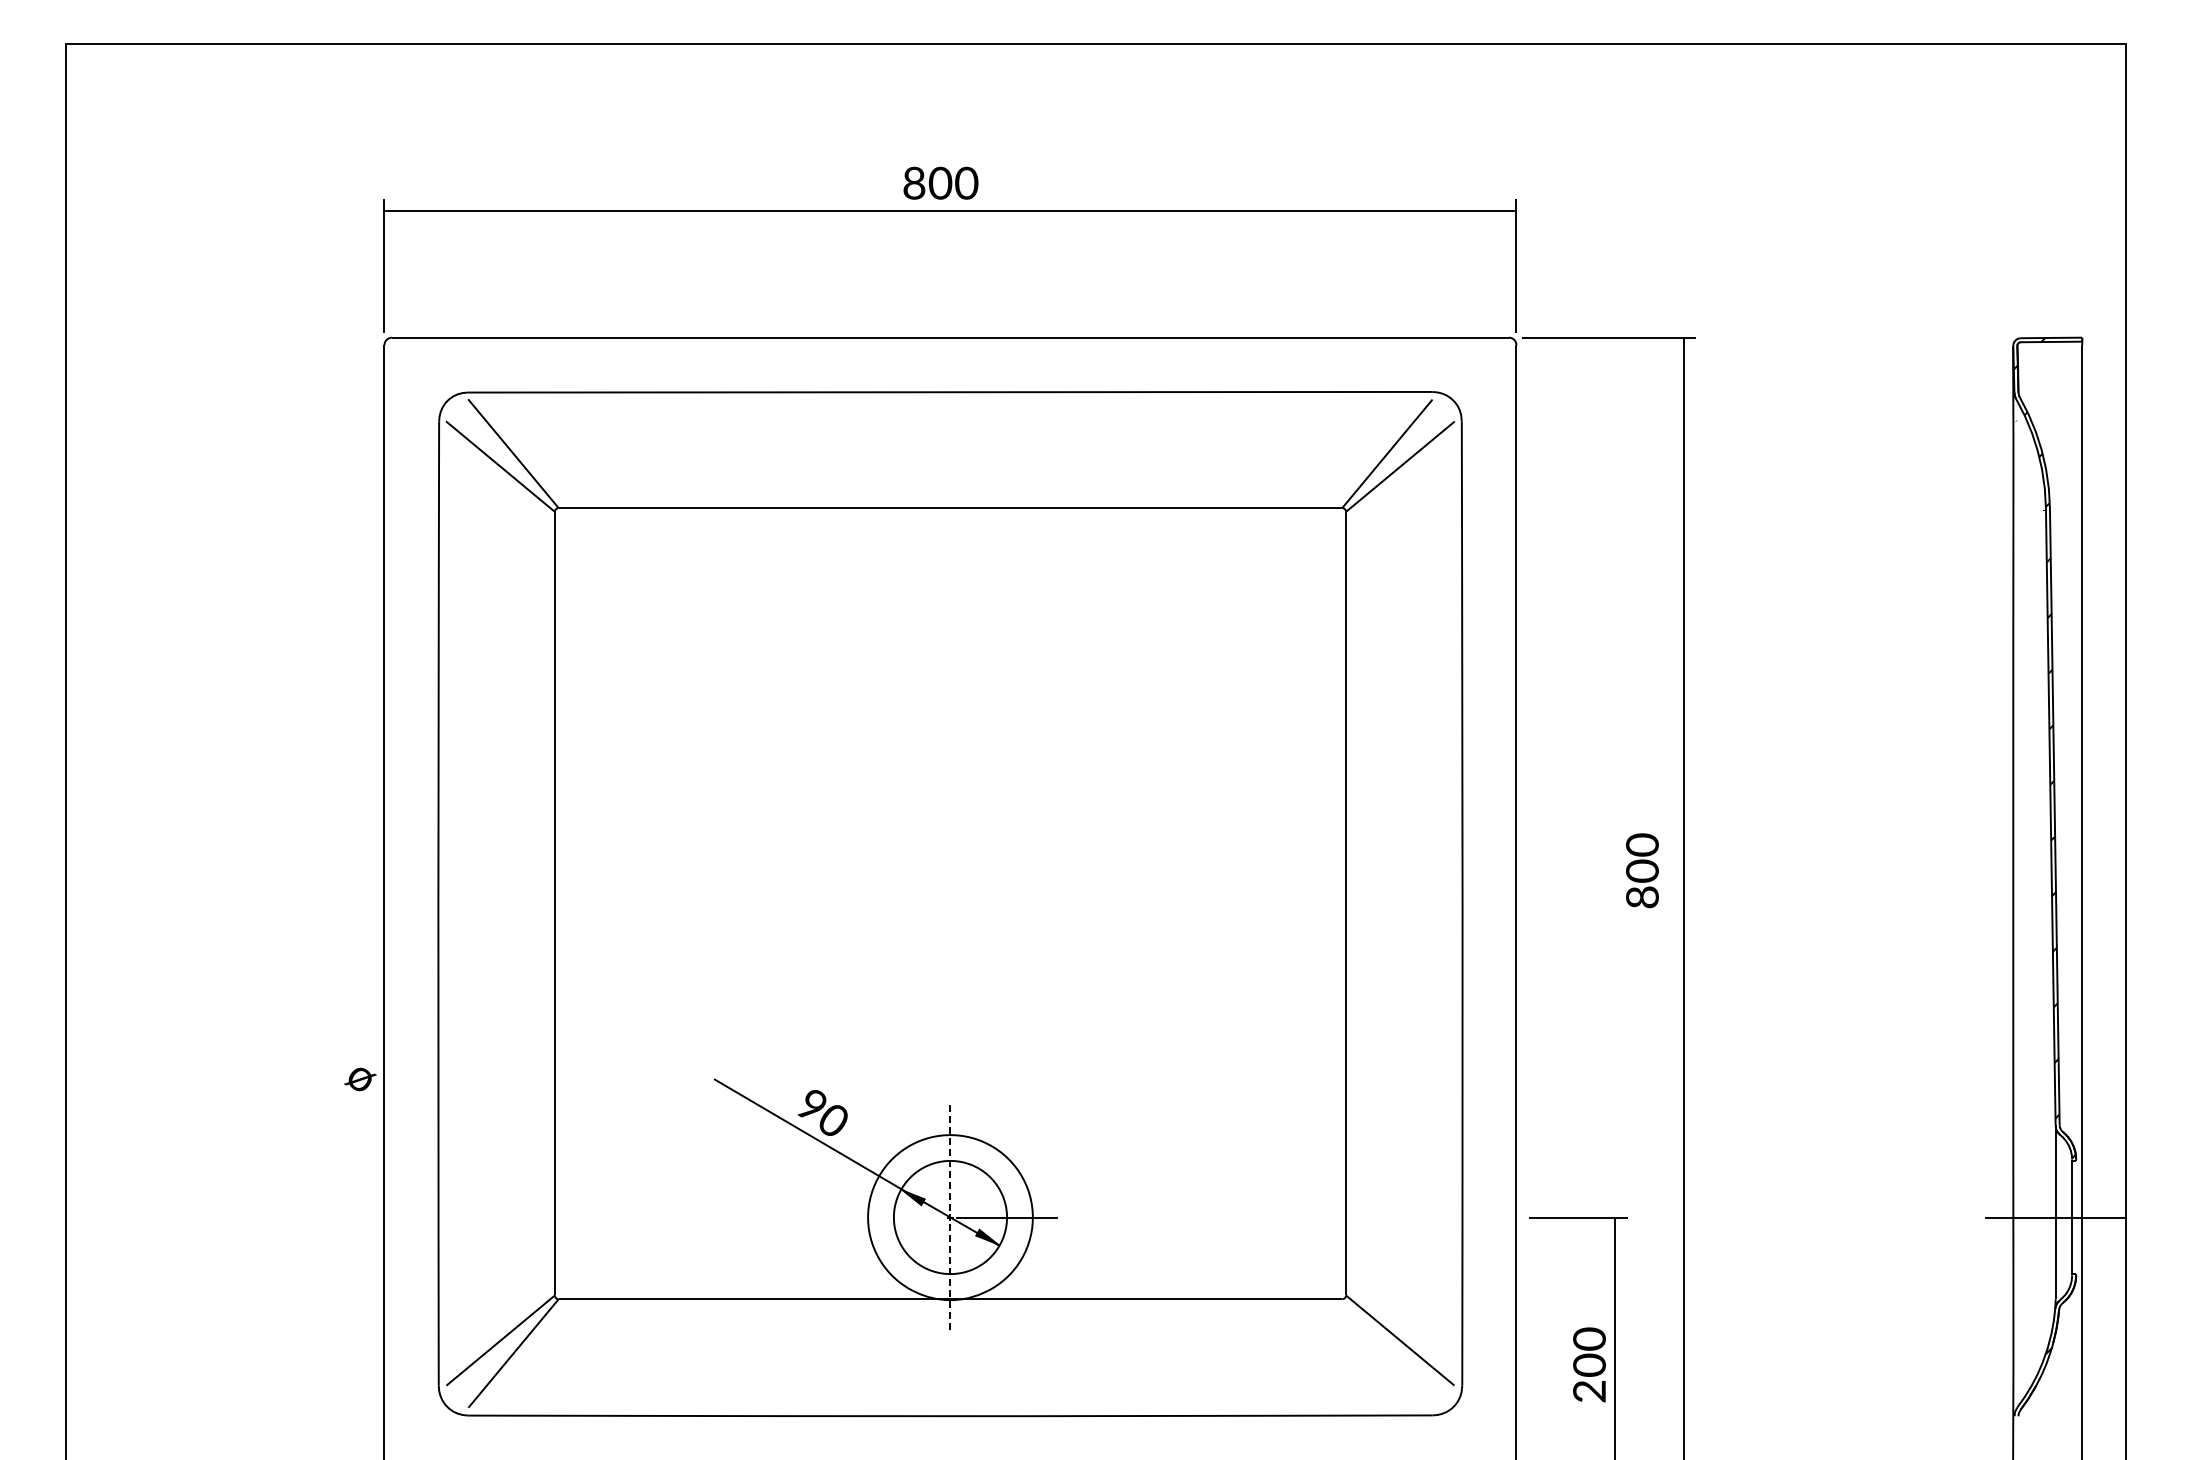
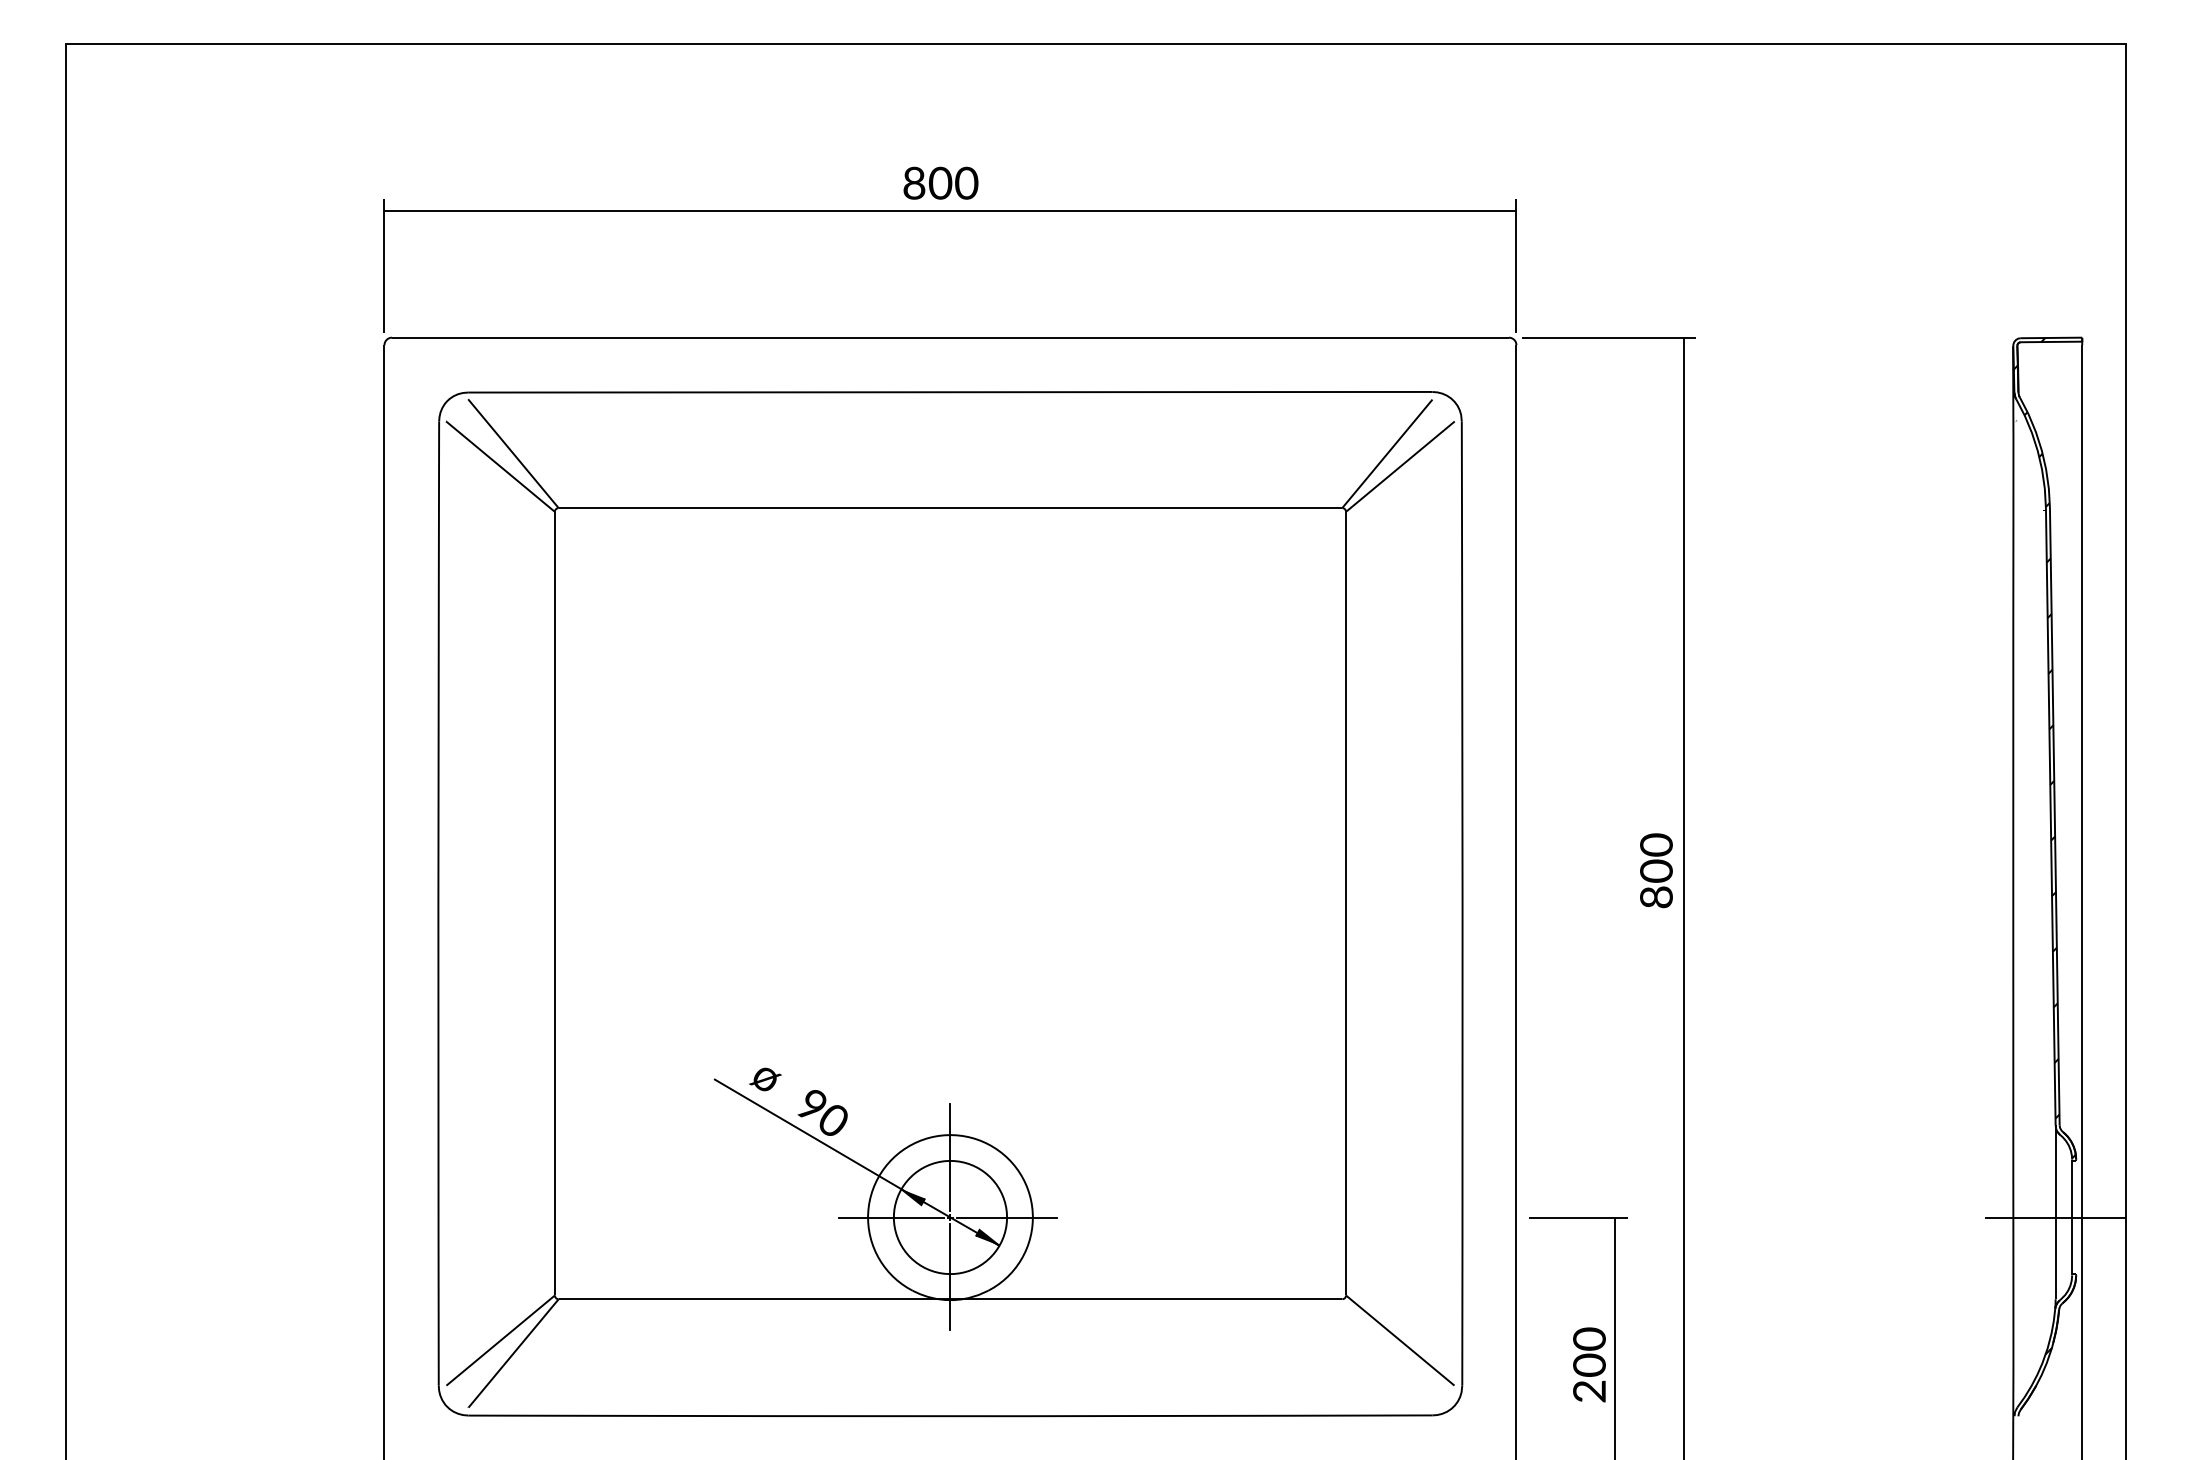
text position: (1642, 870) -> (1656, 870) (1656, 870)
text position: (360, 1079) -> (765, 1079) (765, 1079)
line: dashed -> solid (950, 1157)
line: none -> present (891, 1217)
line: dashed -> solid (950, 1277)
